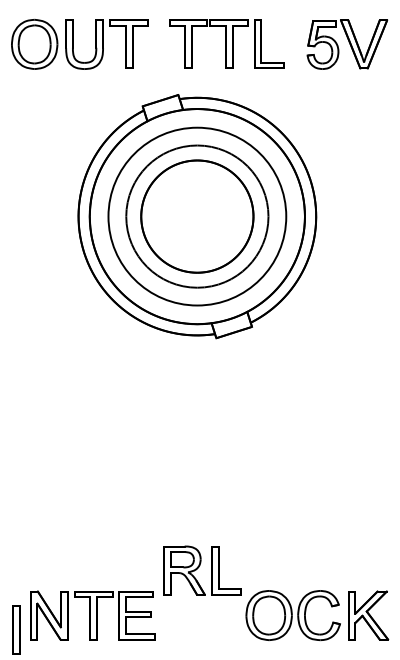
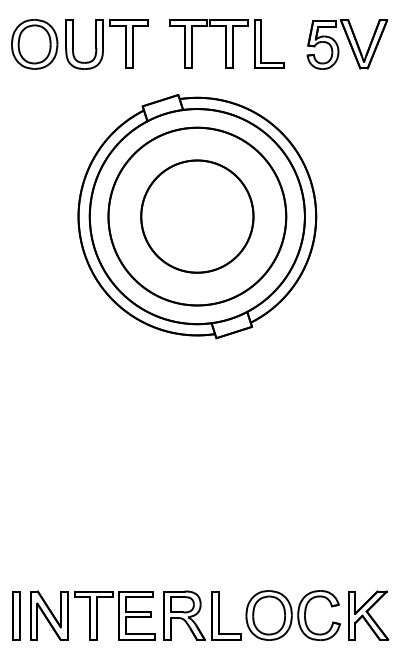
circle diameter: 142 px -> 178 px (197, 216)
part position: (202, 570) -> (202, 615) (202, 615)
part position: (16, 629) -> (16, 615) (16, 615)
